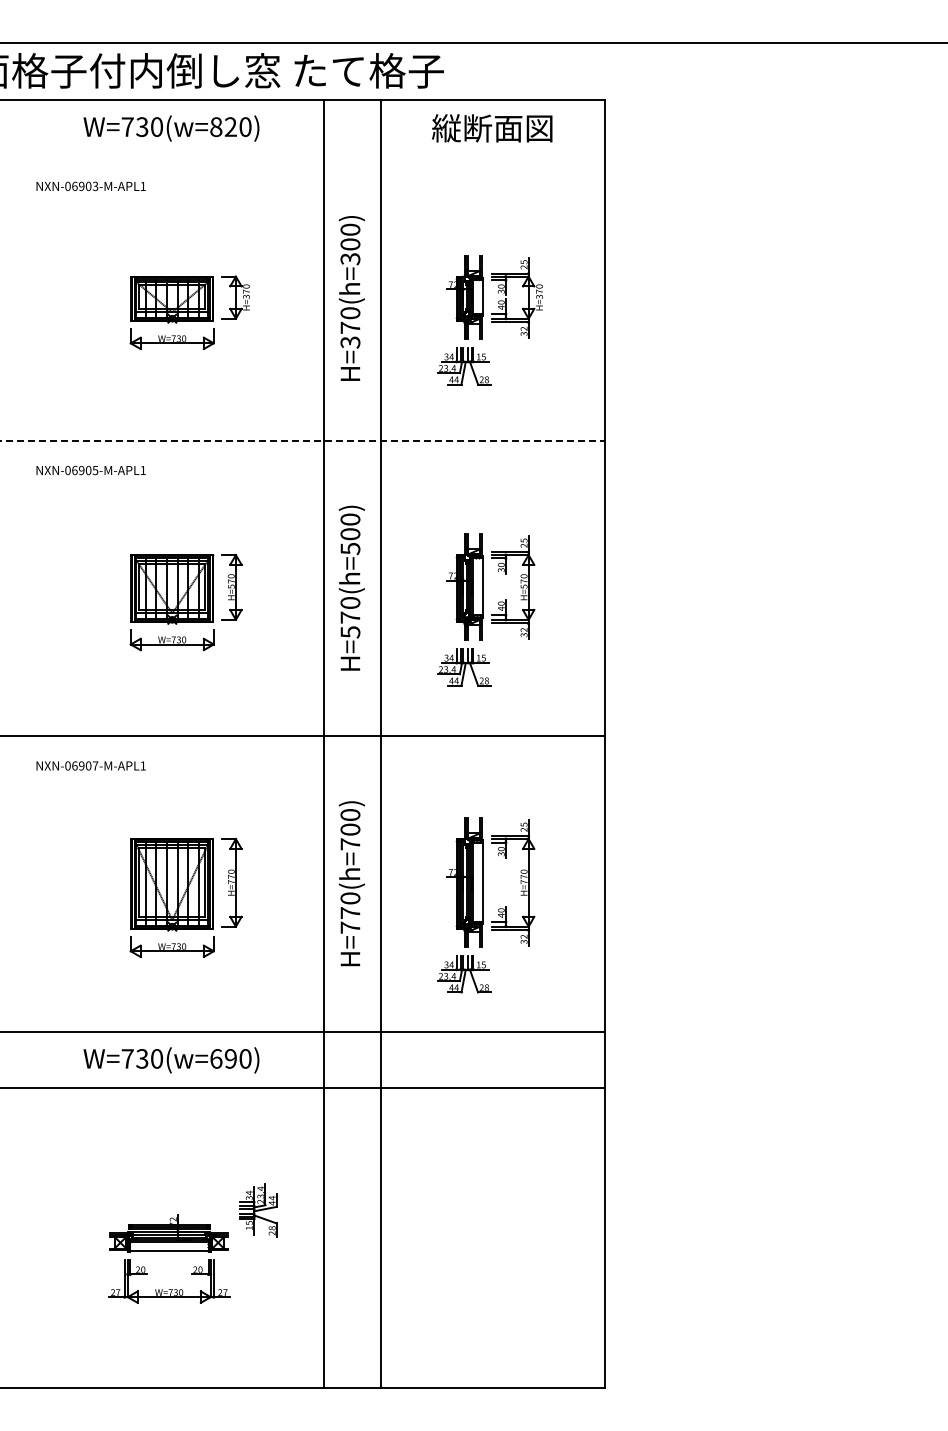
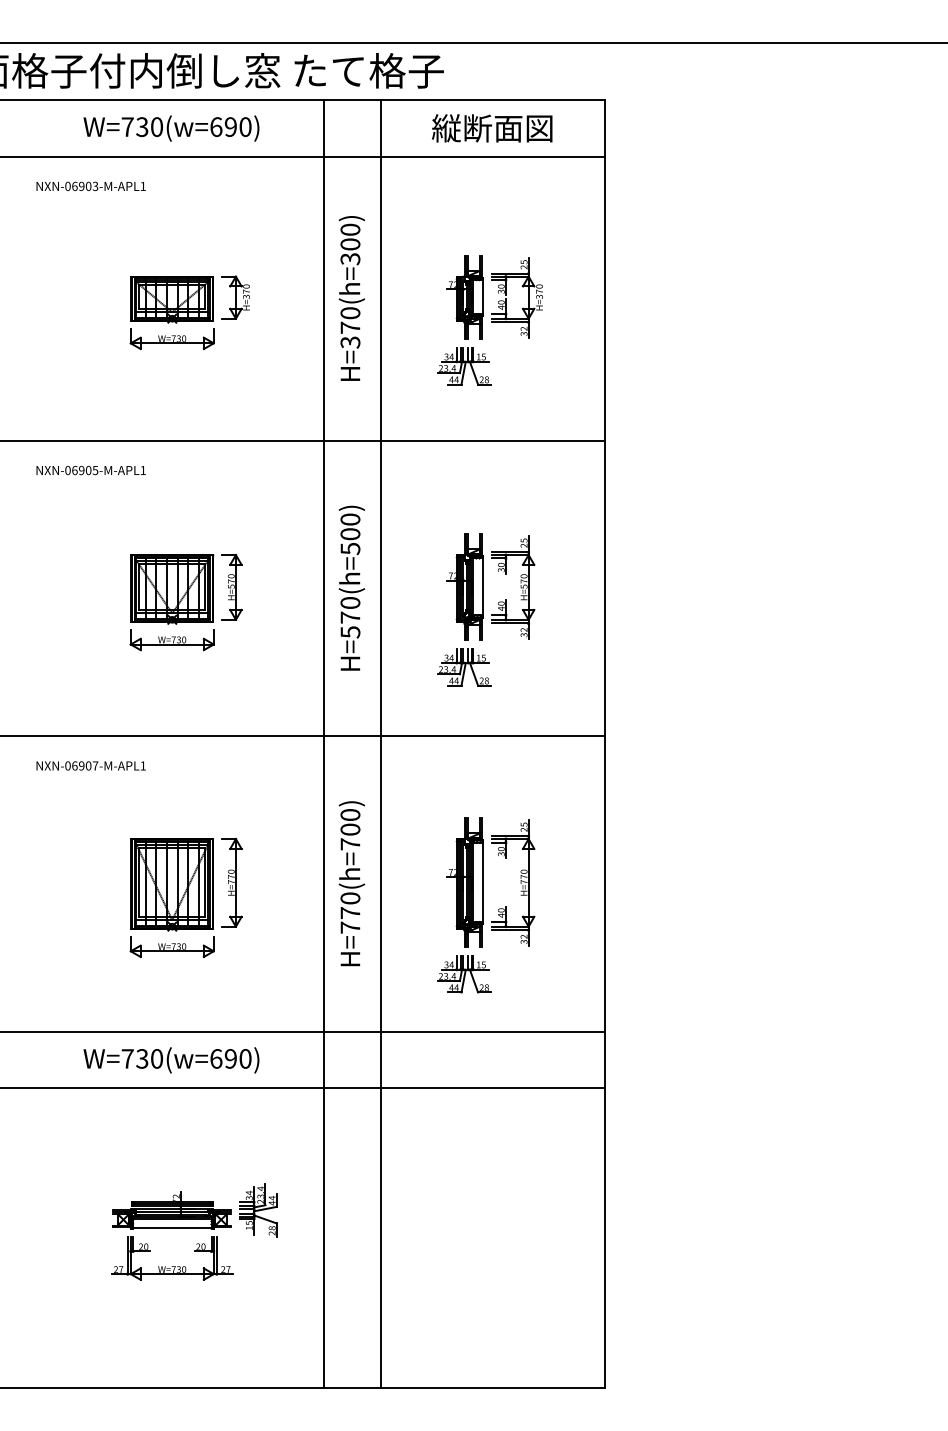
text: W=730(w=820) -> W=730(w=690) (223, 126)
line: none -> present (303, 156)
line: dashed -> solid (302, 440)
part position: (169, 1251) -> (172, 1228) (172, 1228)
